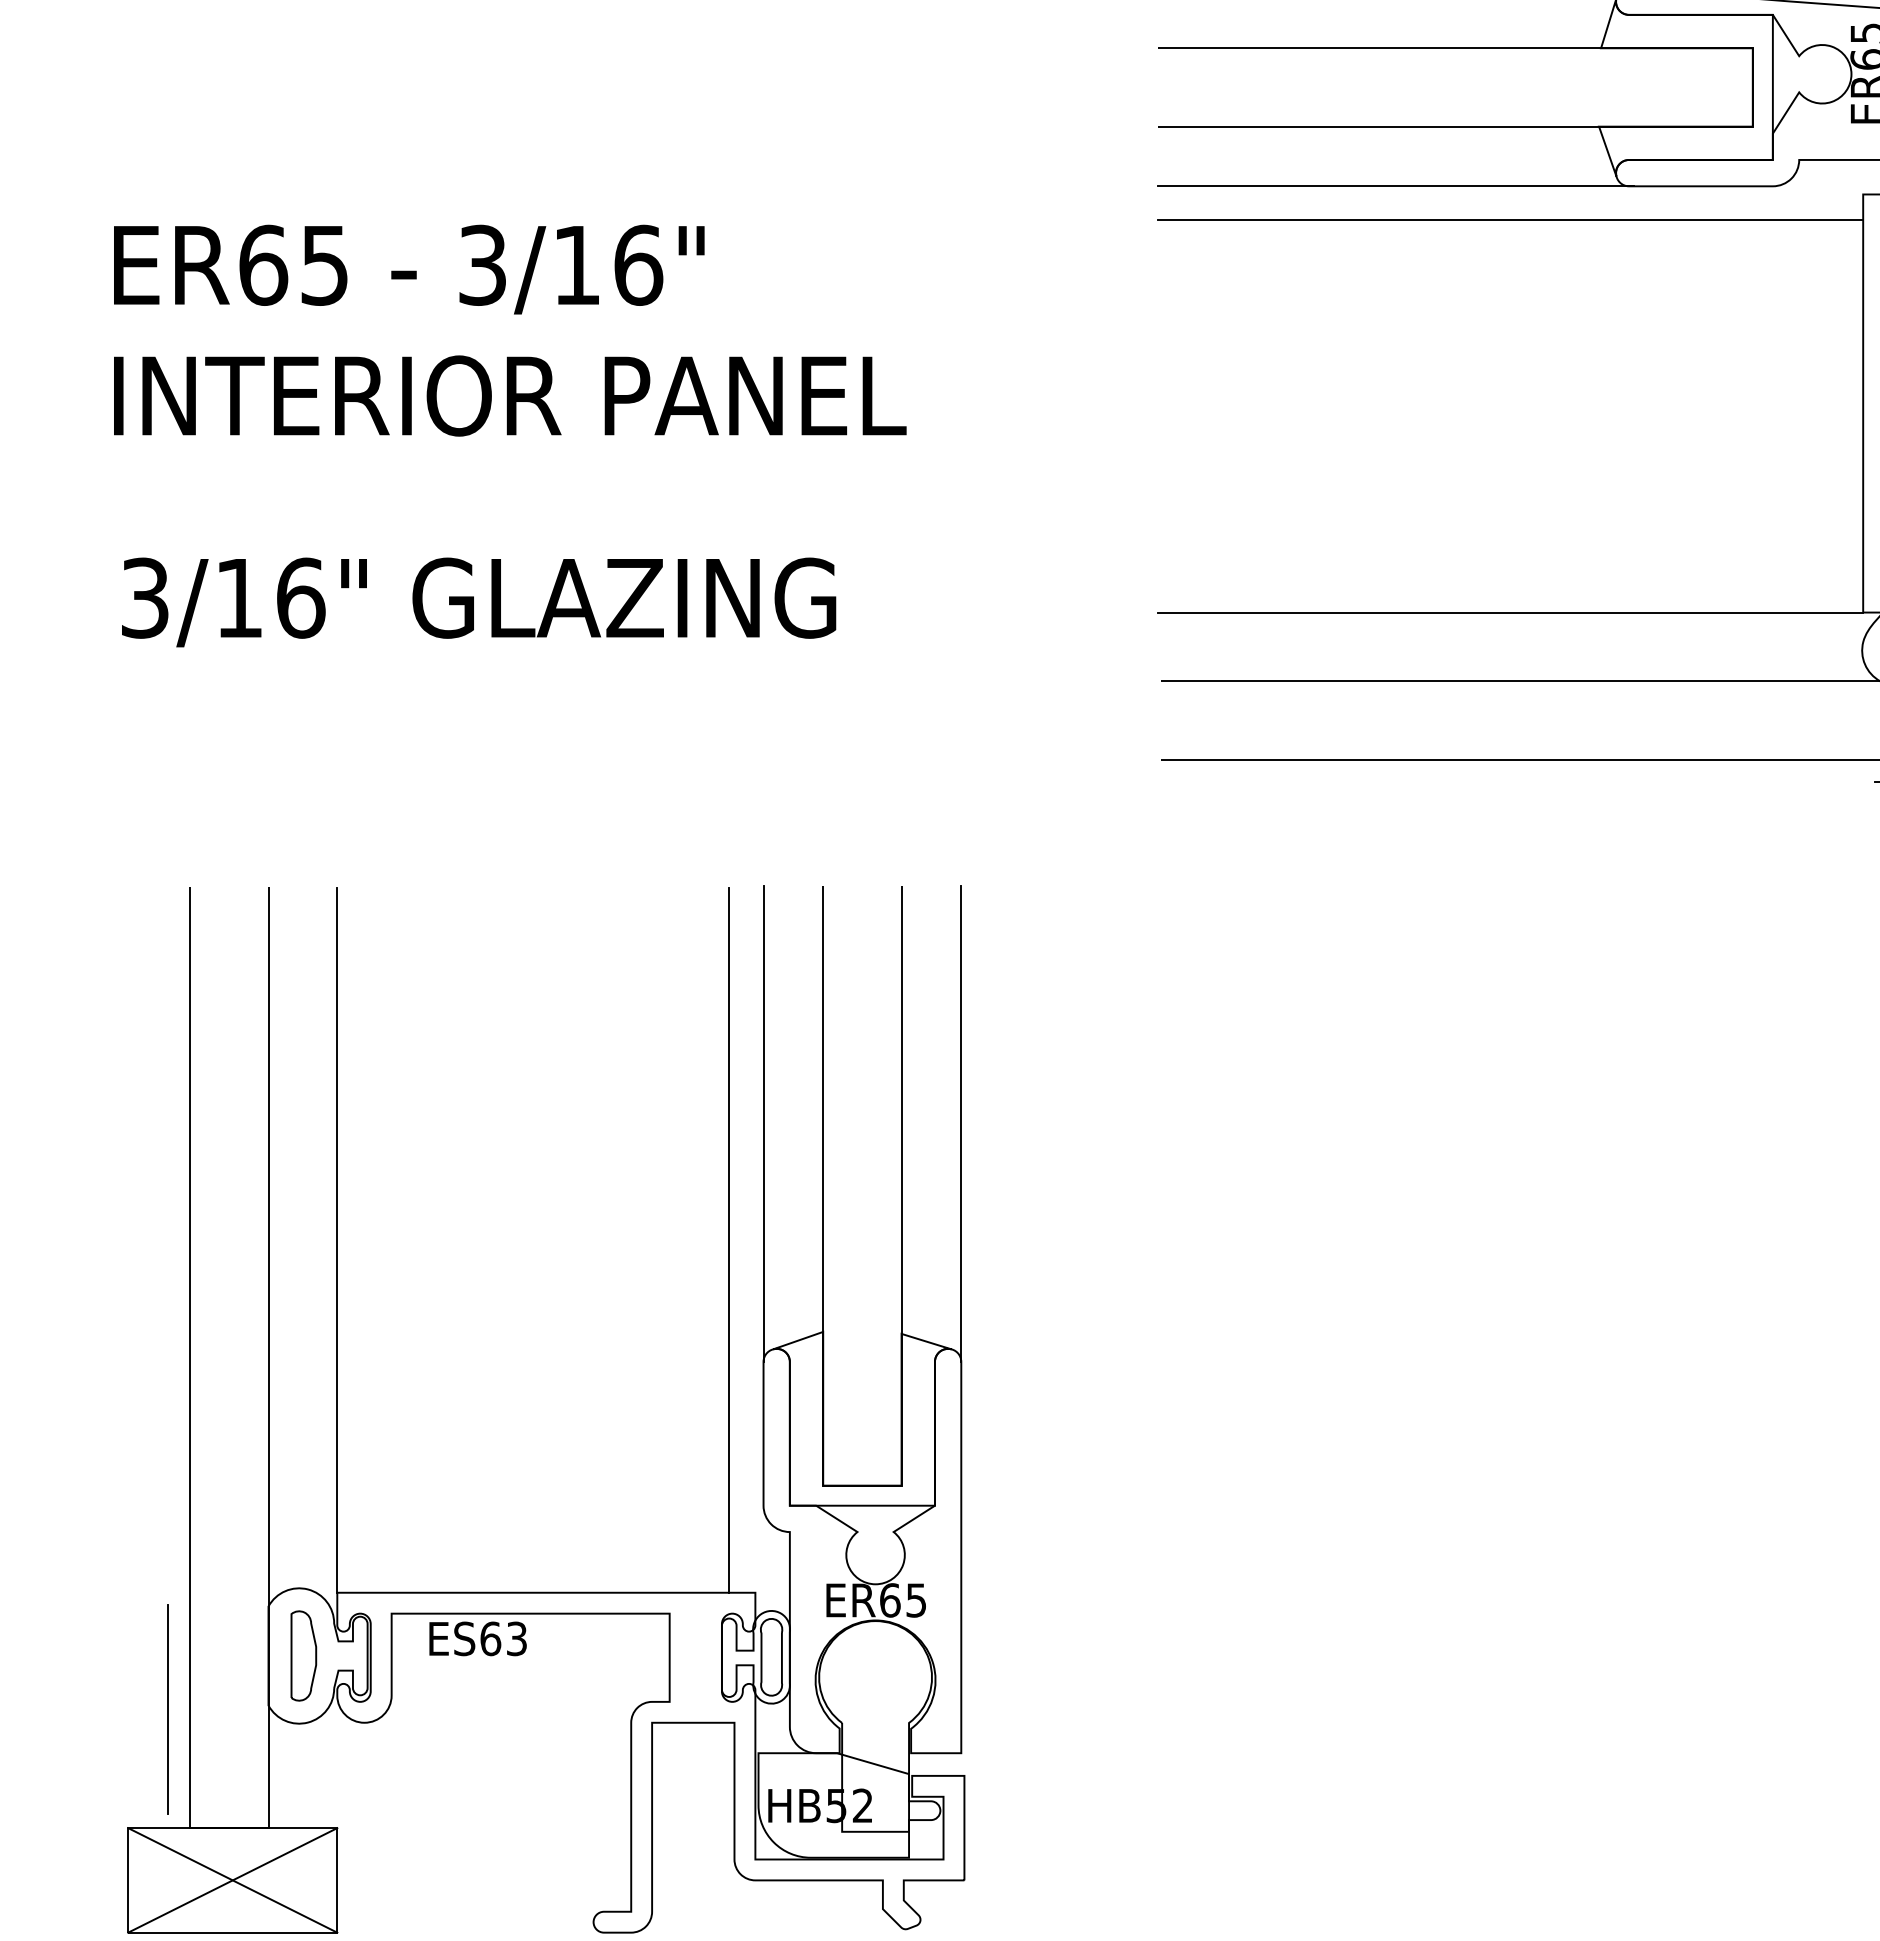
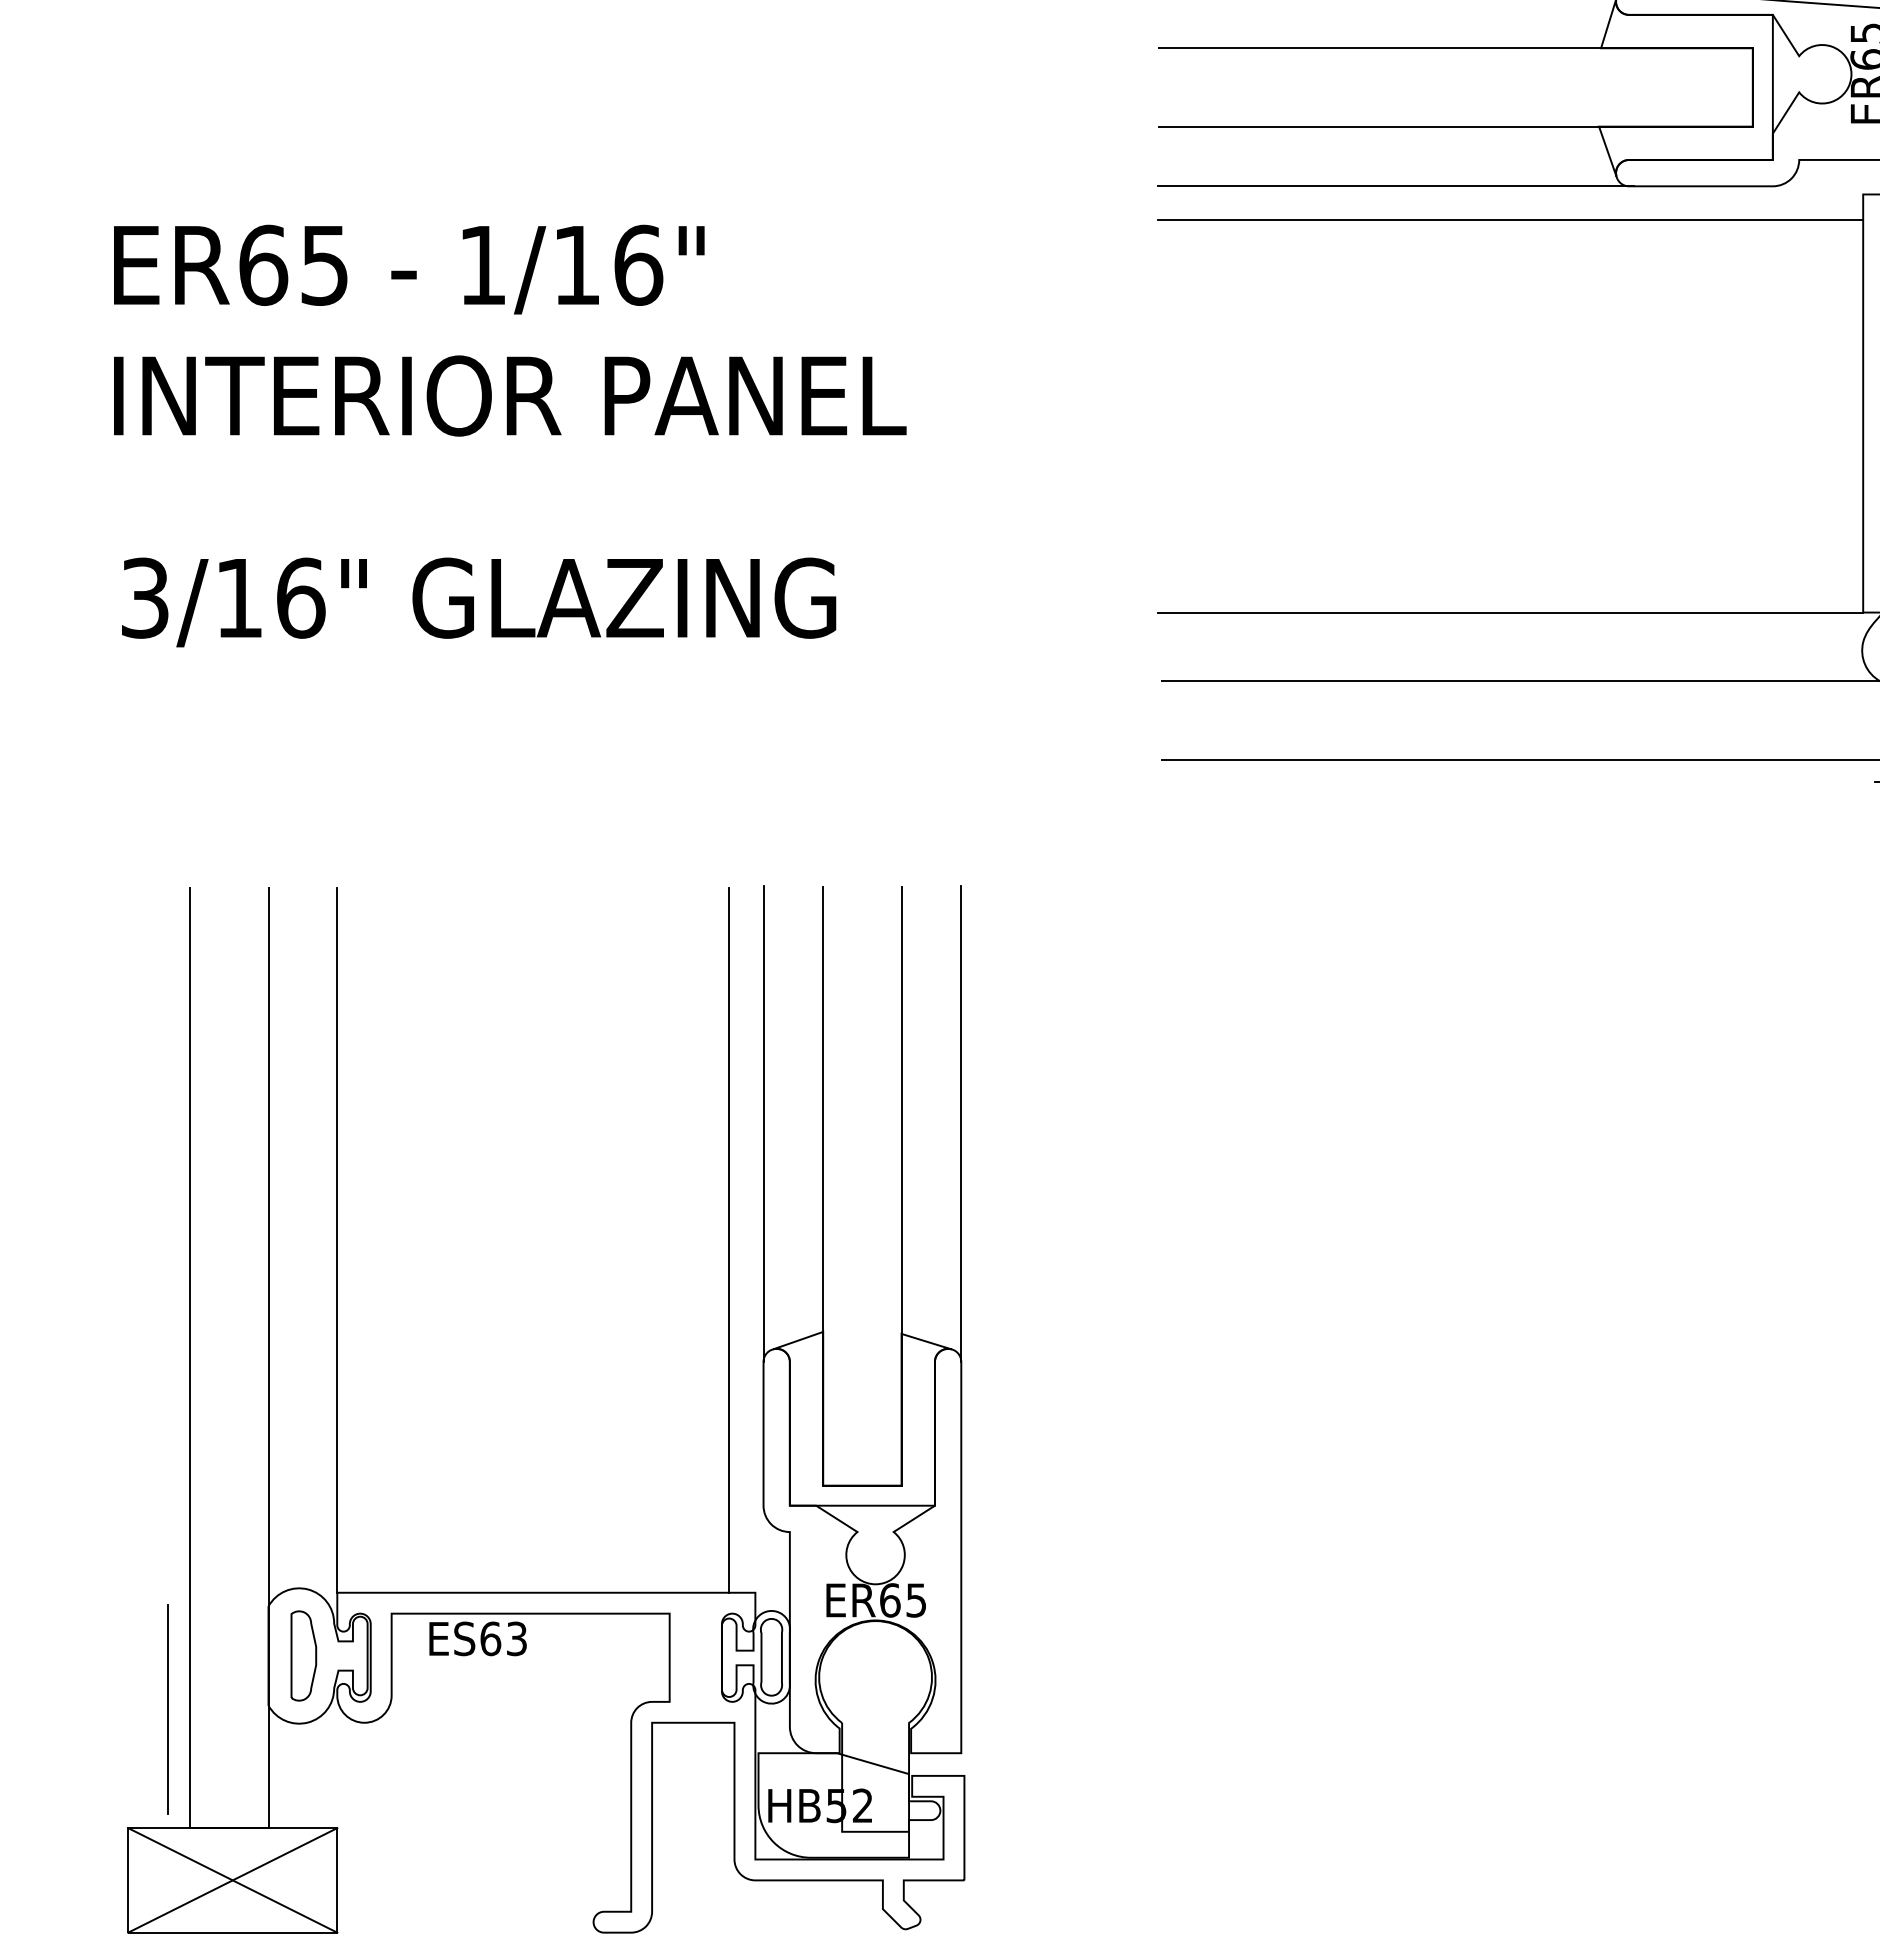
text: 3/16" -> 1/16" (482, 264)
